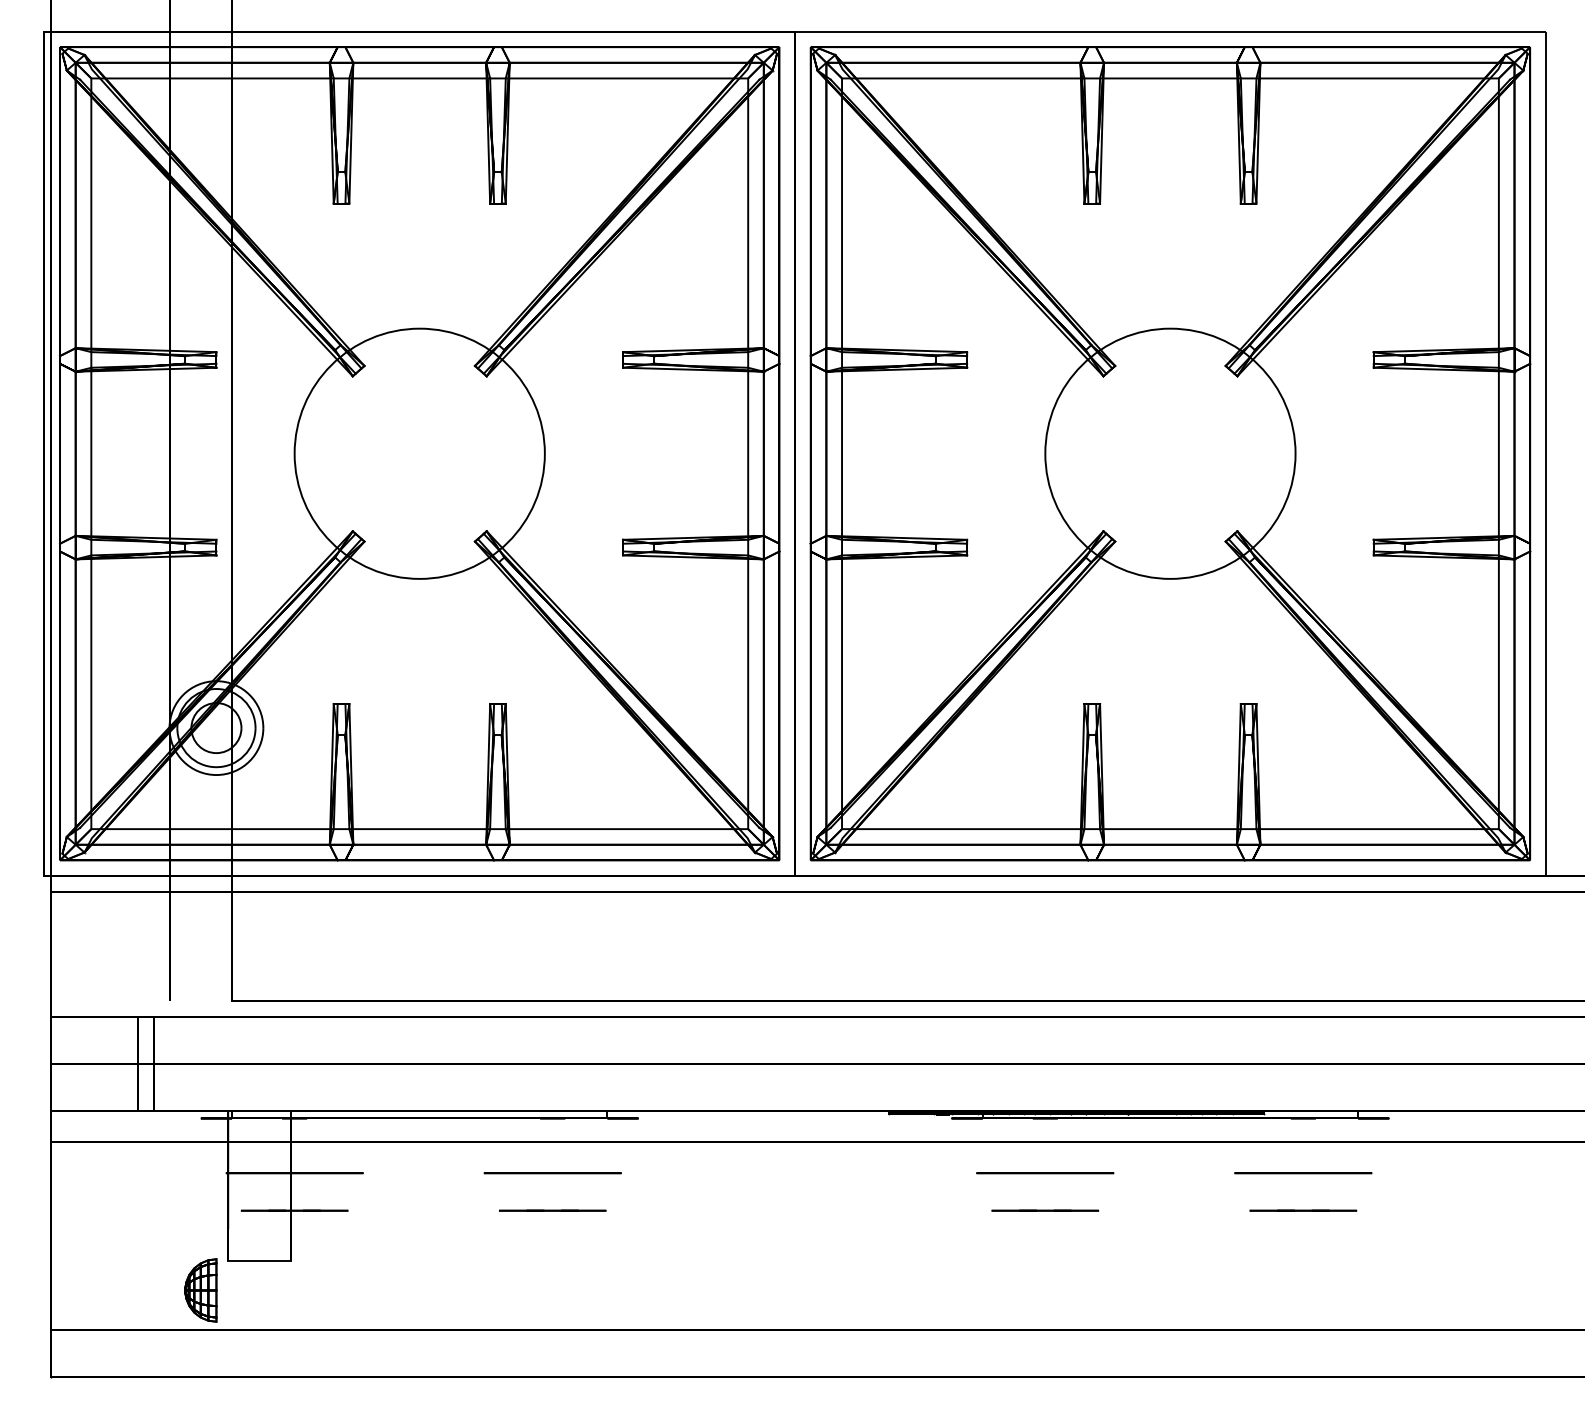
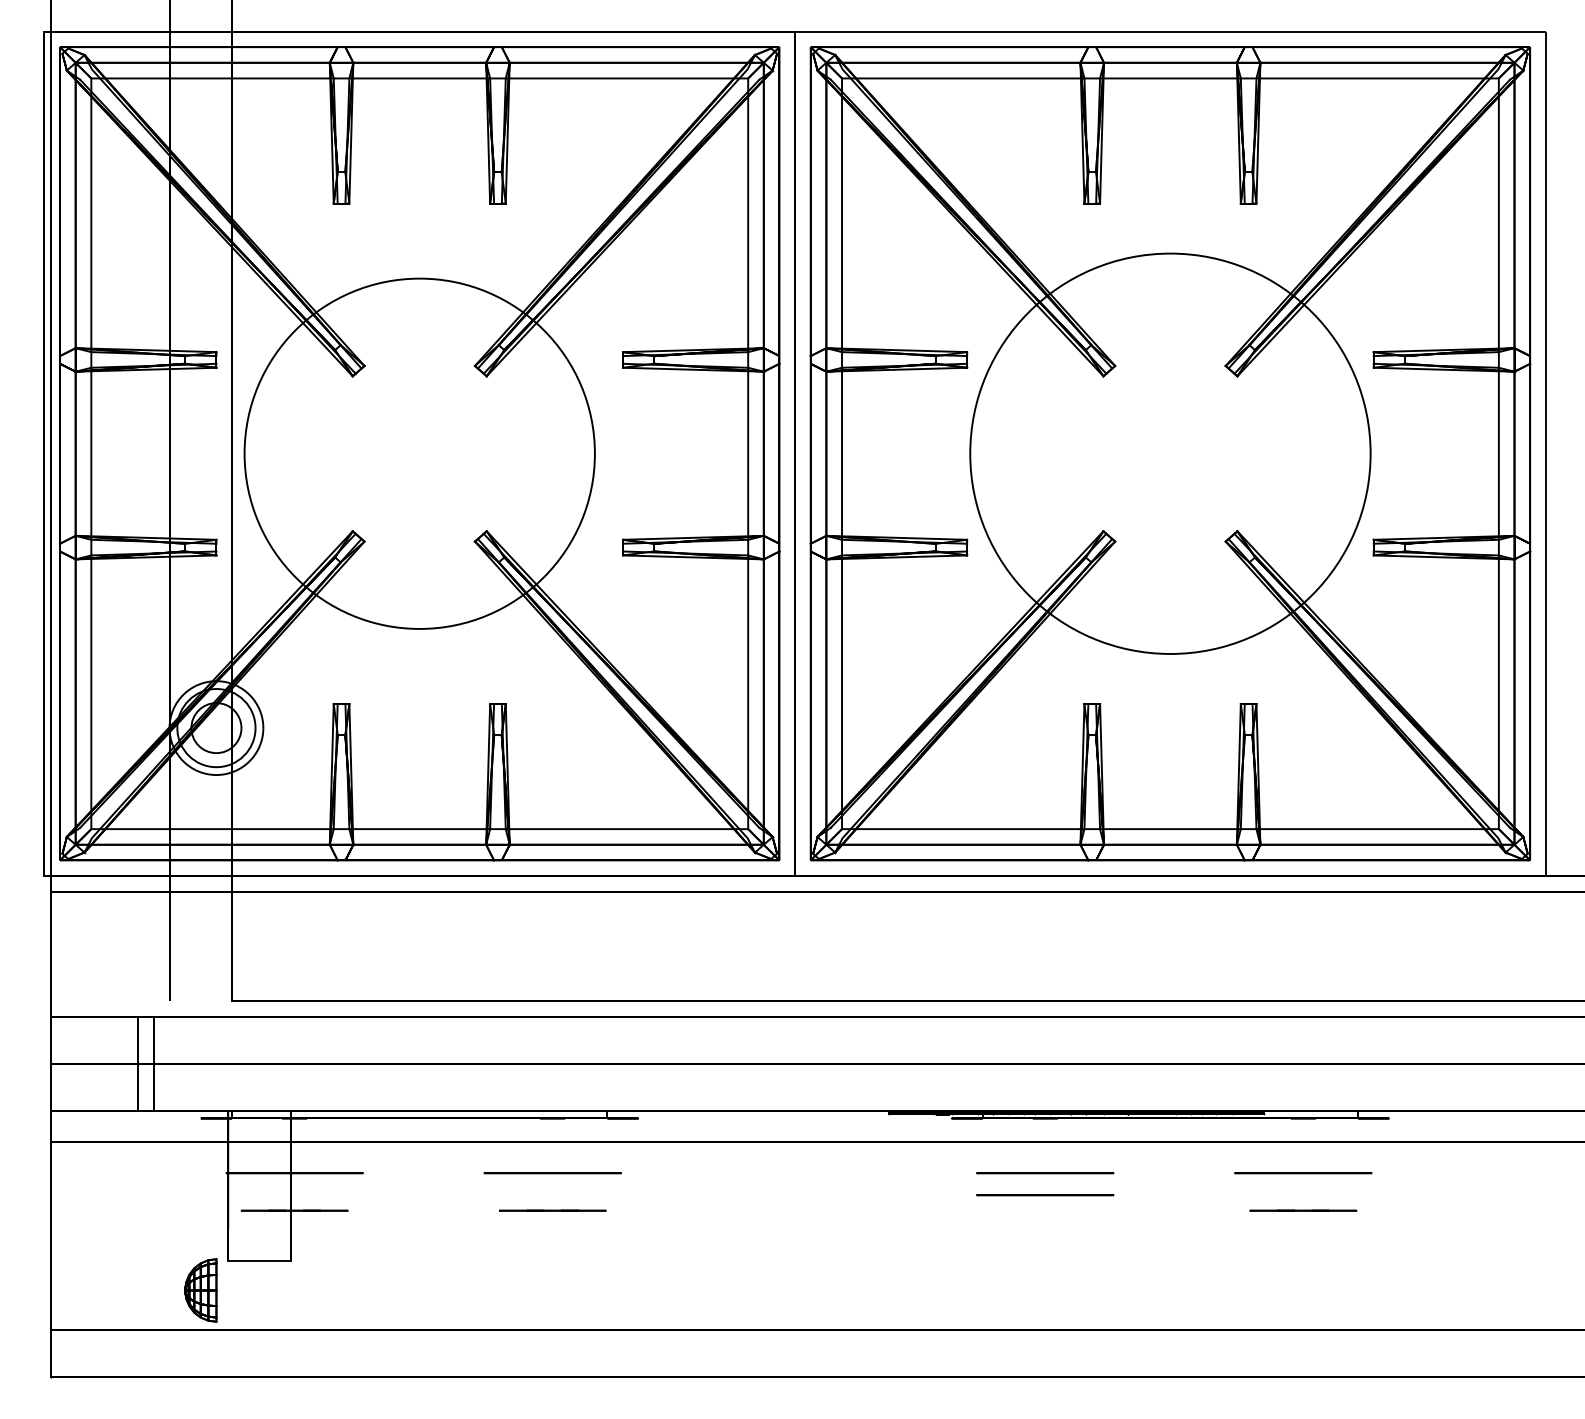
circle diameter: 250 px -> 350 px (419, 453)
circle diameter: 250 px -> 400 px (1170, 453)
circle: none -> present (1045, 1195)
line: present -> none (1045, 1210)
